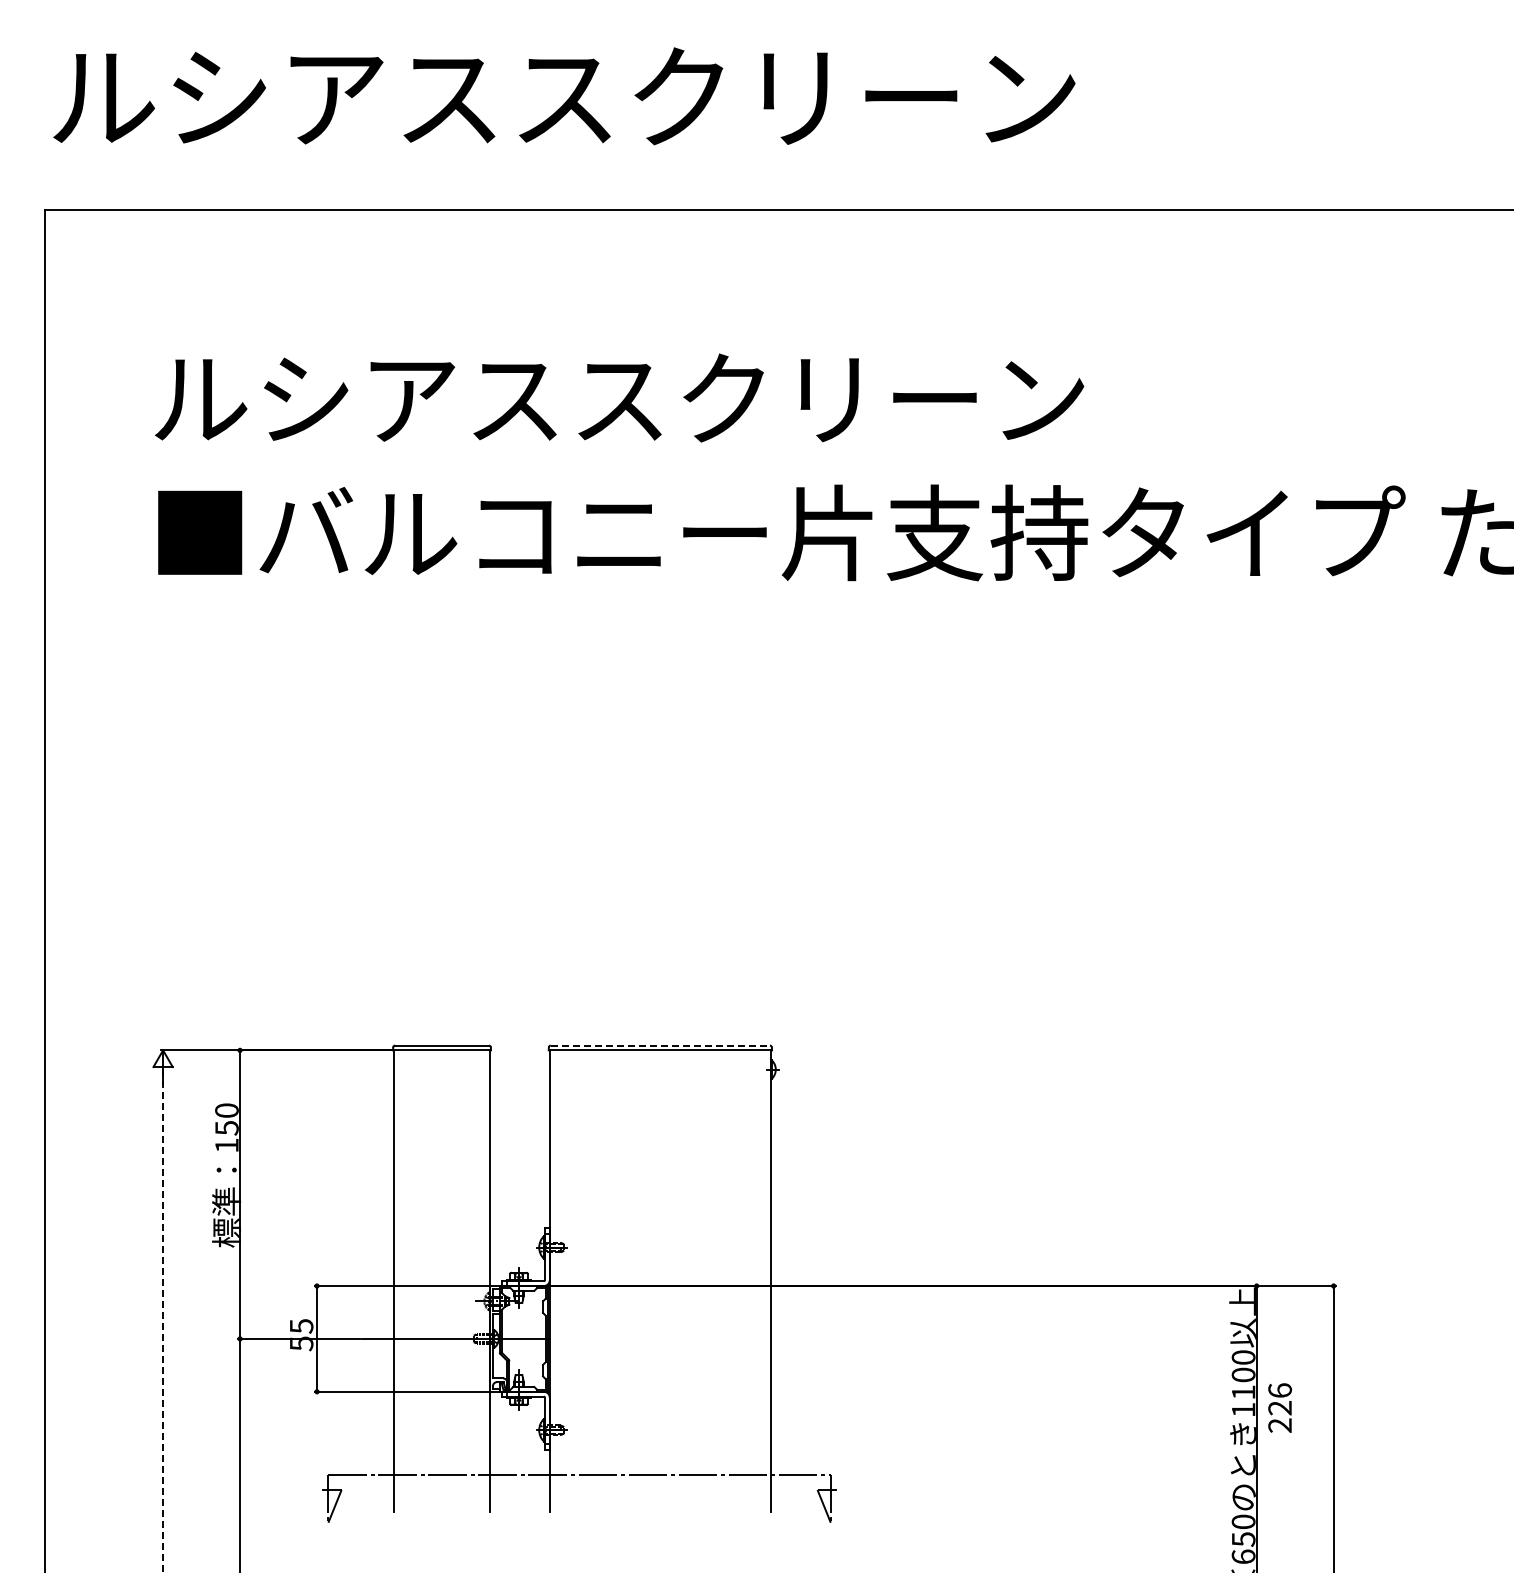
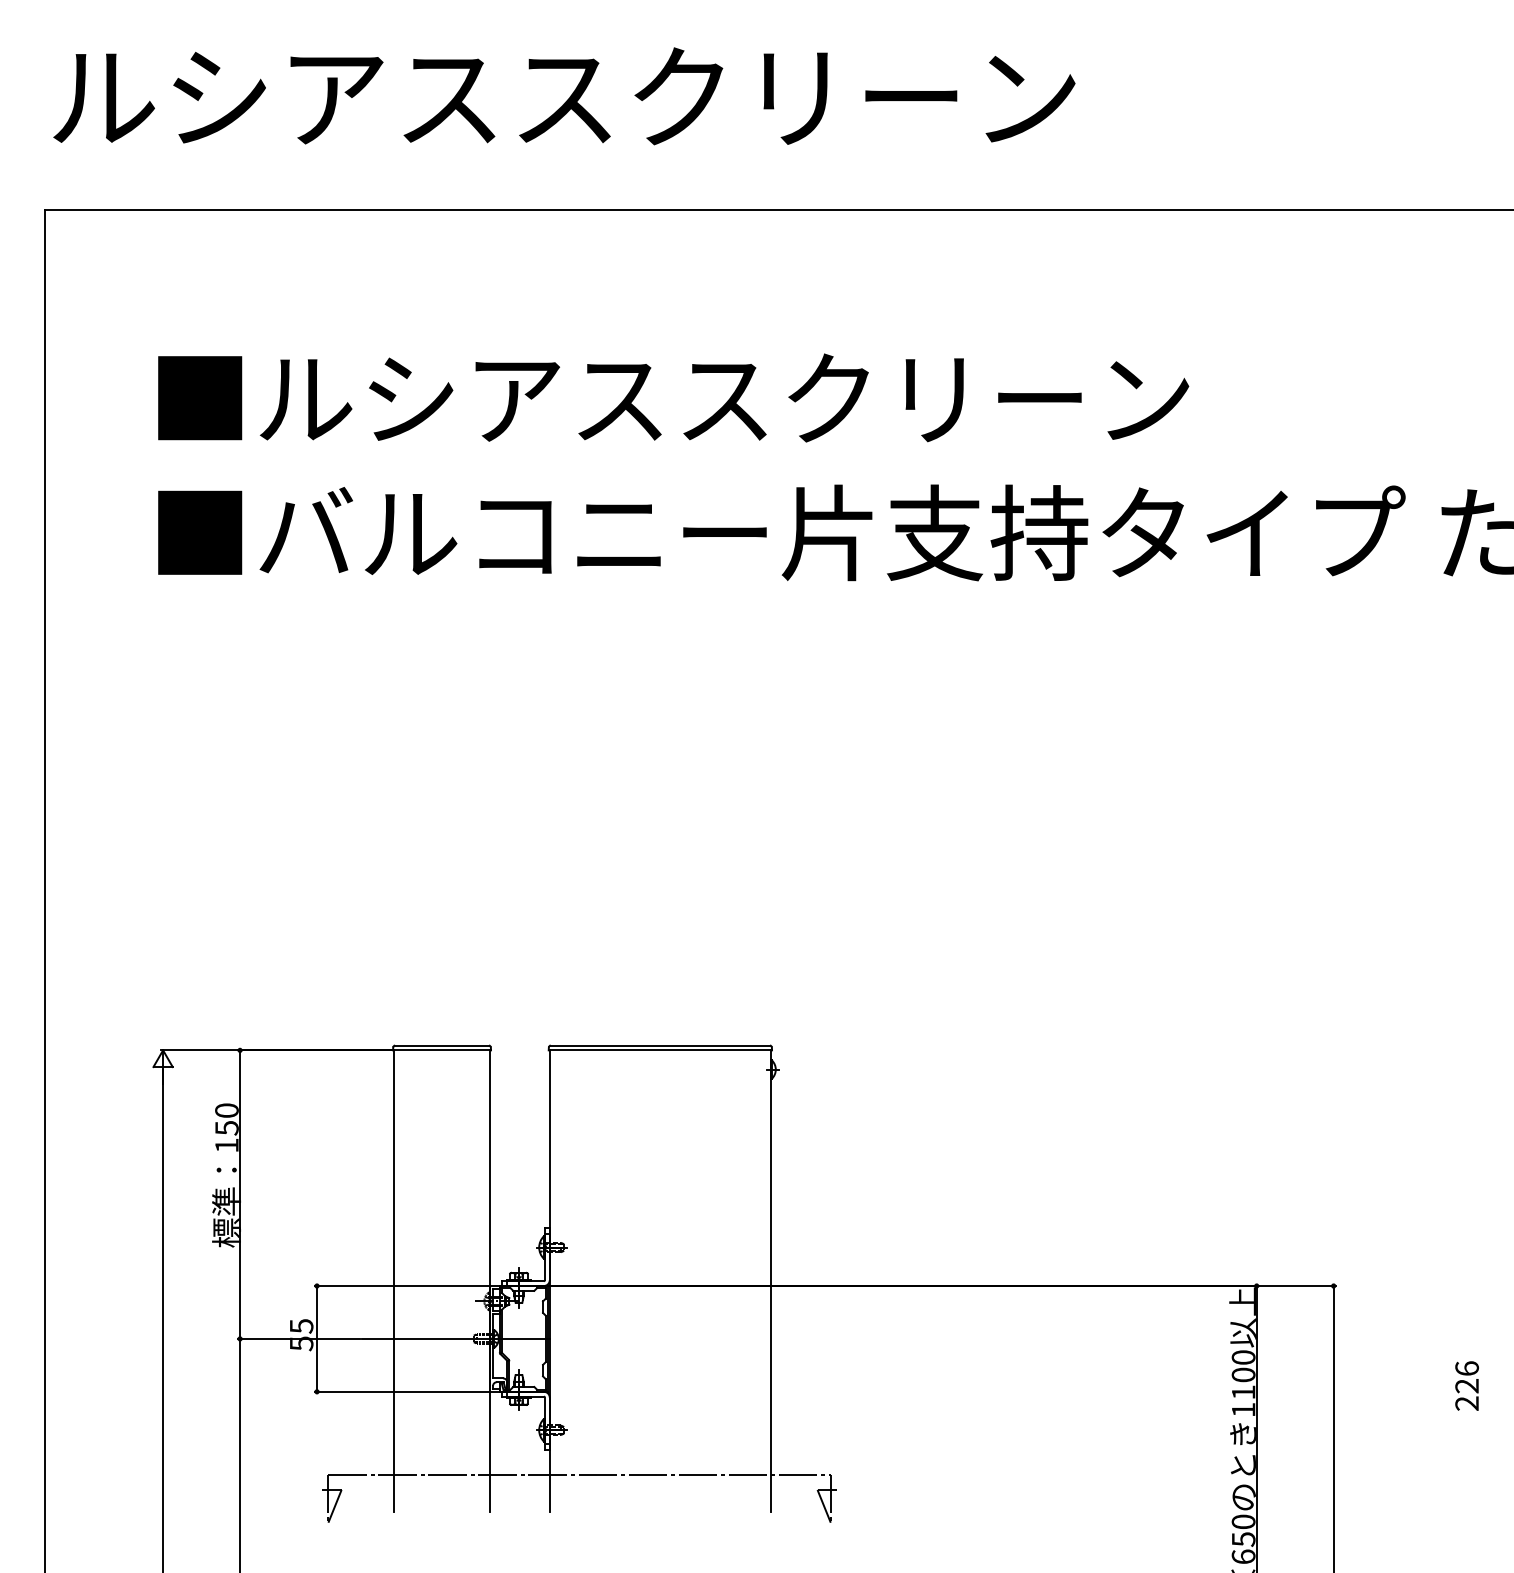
text: ルシアススクリーン -> ■ルシアススクリーン (671, 397)
line: dashed -> solid (660, 1045)
line: dashed -> solid (163, 1321)
text position: (1279, 1407) -> (1466, 1385) (1466, 1385)
